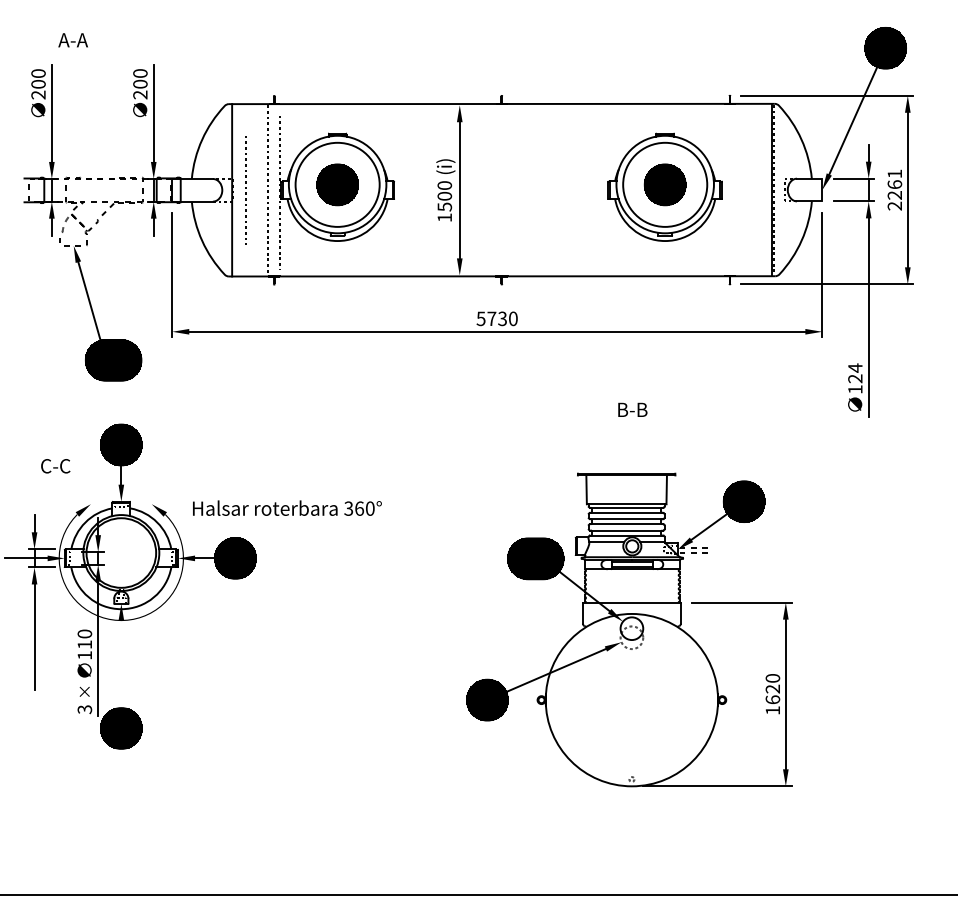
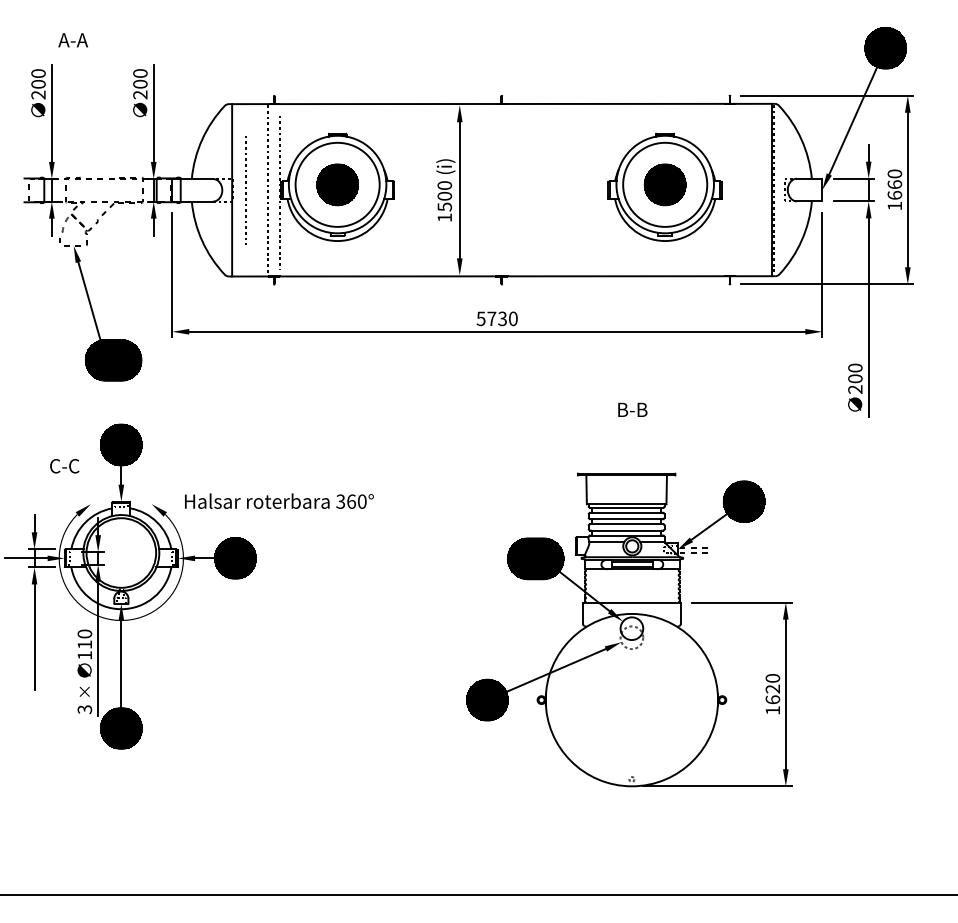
text: 2261 -> 1660 (894, 189)
text: 124 -> 200 (855, 378)
text position: (55, 466) -> (64, 466) (64, 466)
text position: (287, 507) -> (279, 500) (279, 500)
line: none -> present (121, 664)
